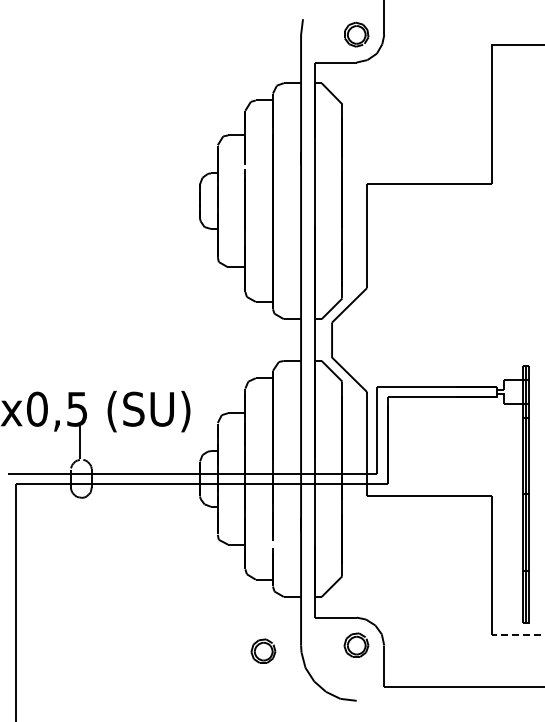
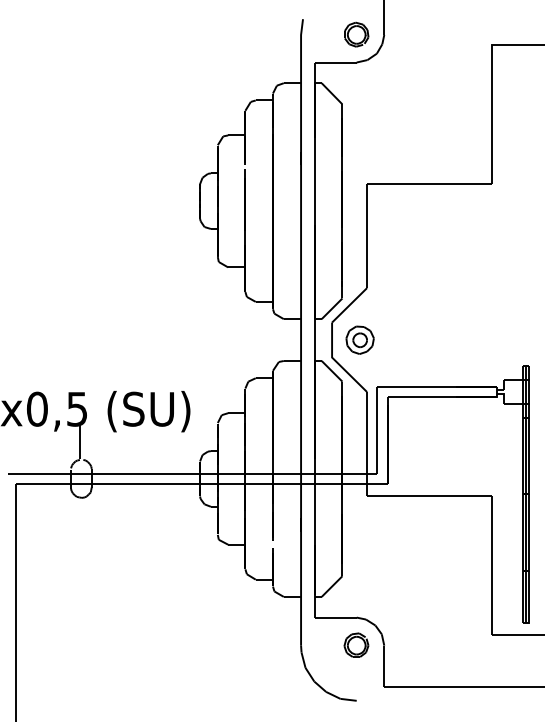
part: none -> present (359, 339)
line: dashed -> solid (517, 634)
part: present -> none (263, 650)
